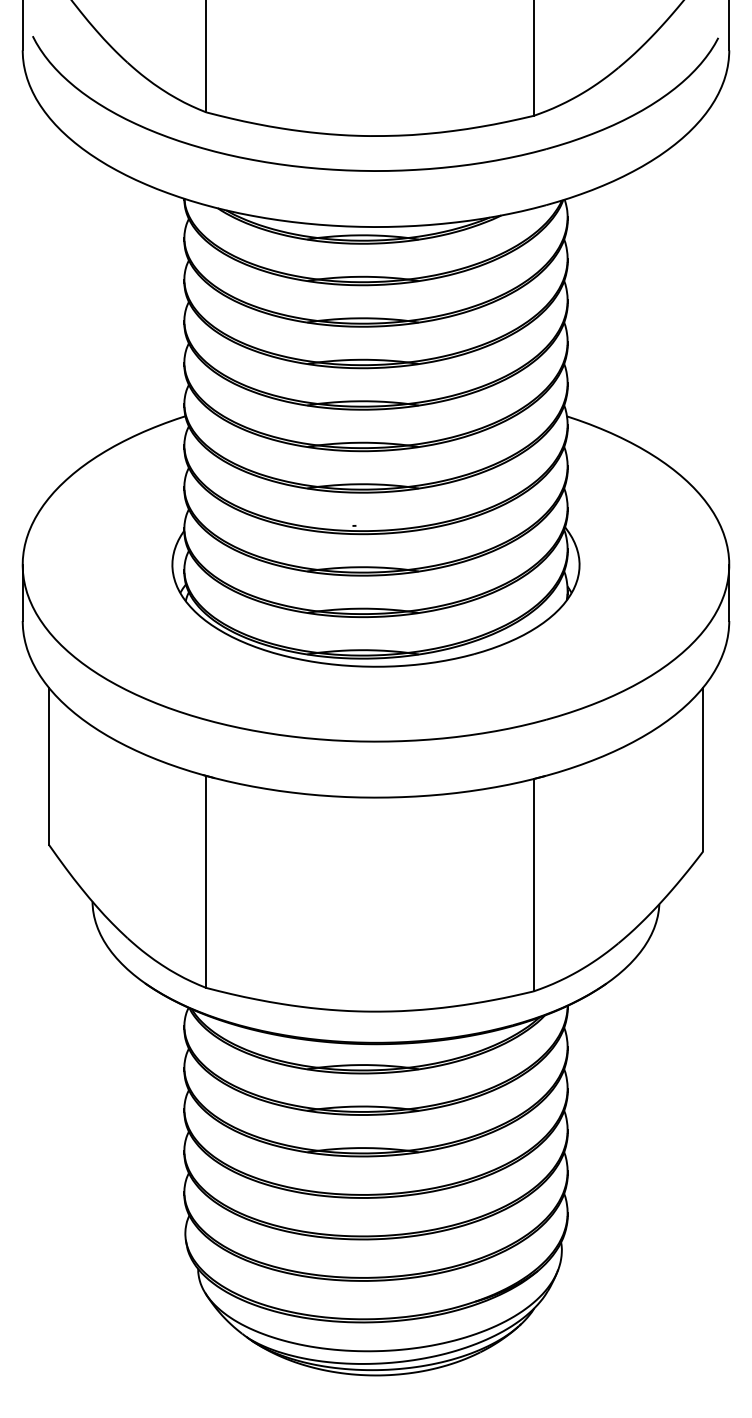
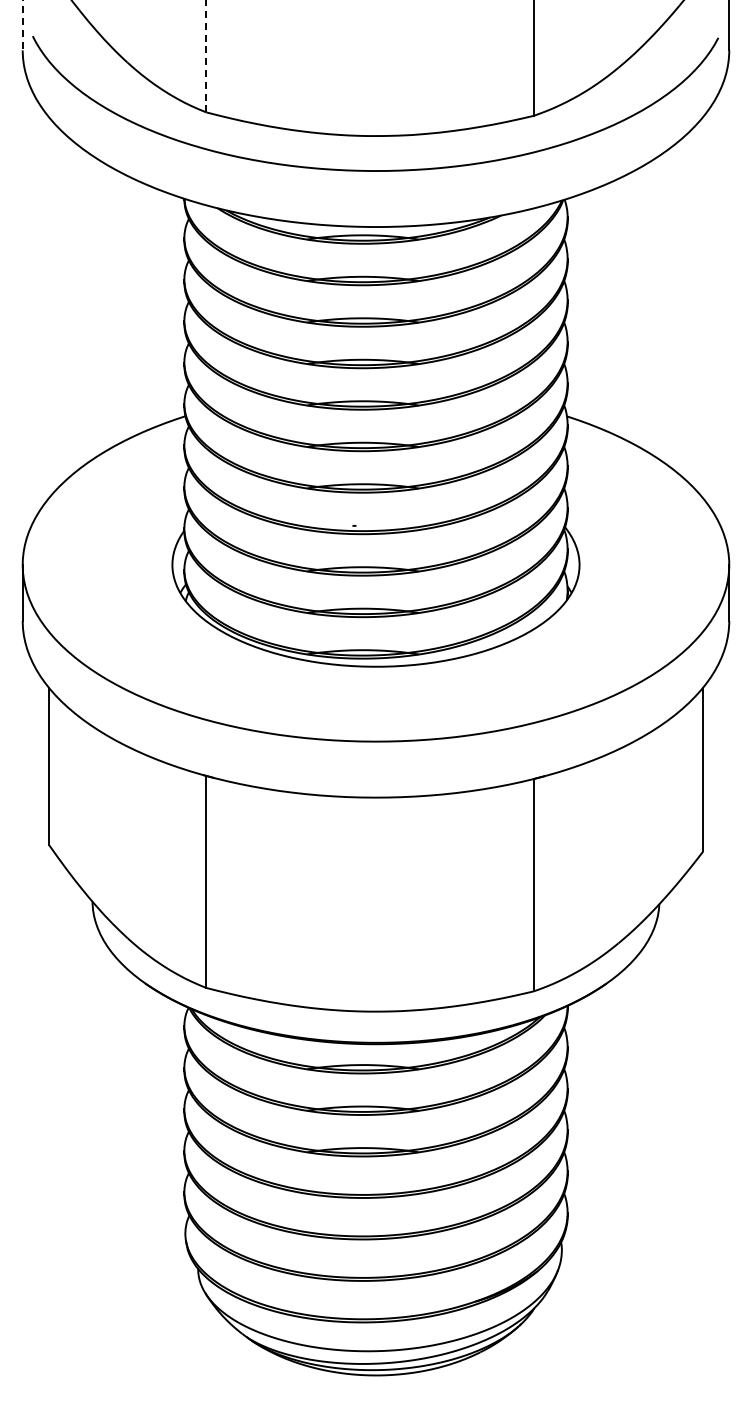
line: solid -> dashed (22, 25)
line: solid -> dashed (206, 55)
